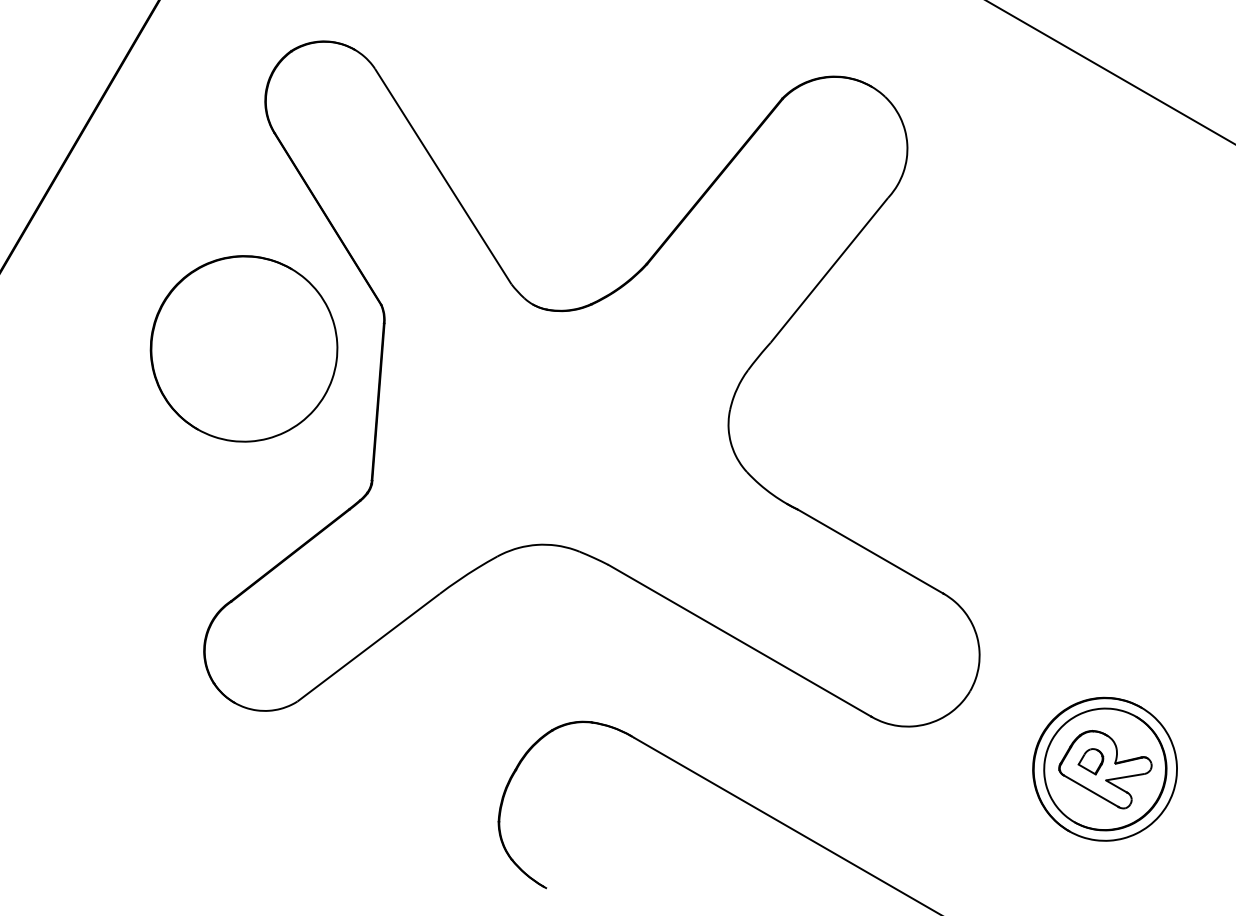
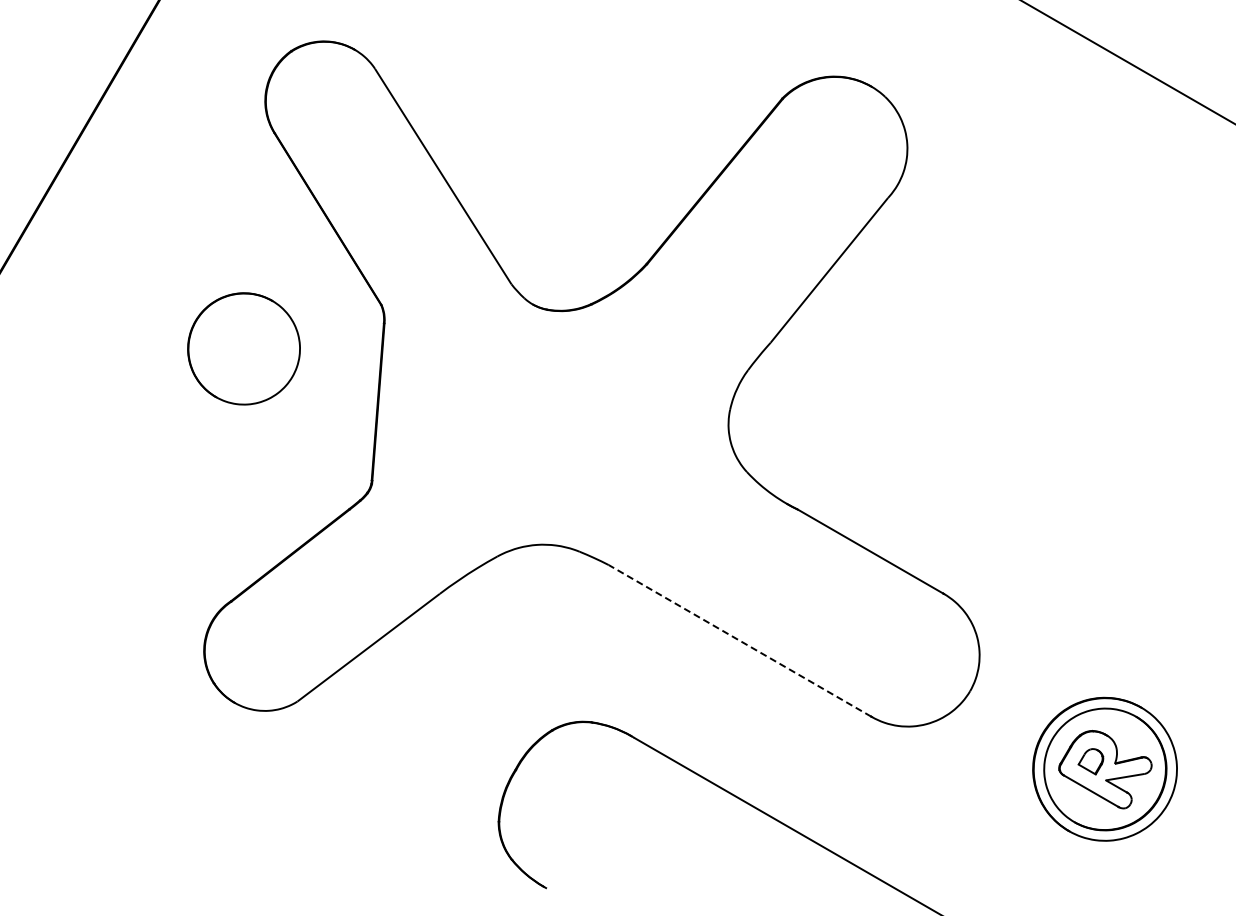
line position: (1110, 72) -> (1127, 62) (1127, 62)
part size: 190x188 px -> 114x114 px (243, 348)
line: solid -> dashed (740, 640)
